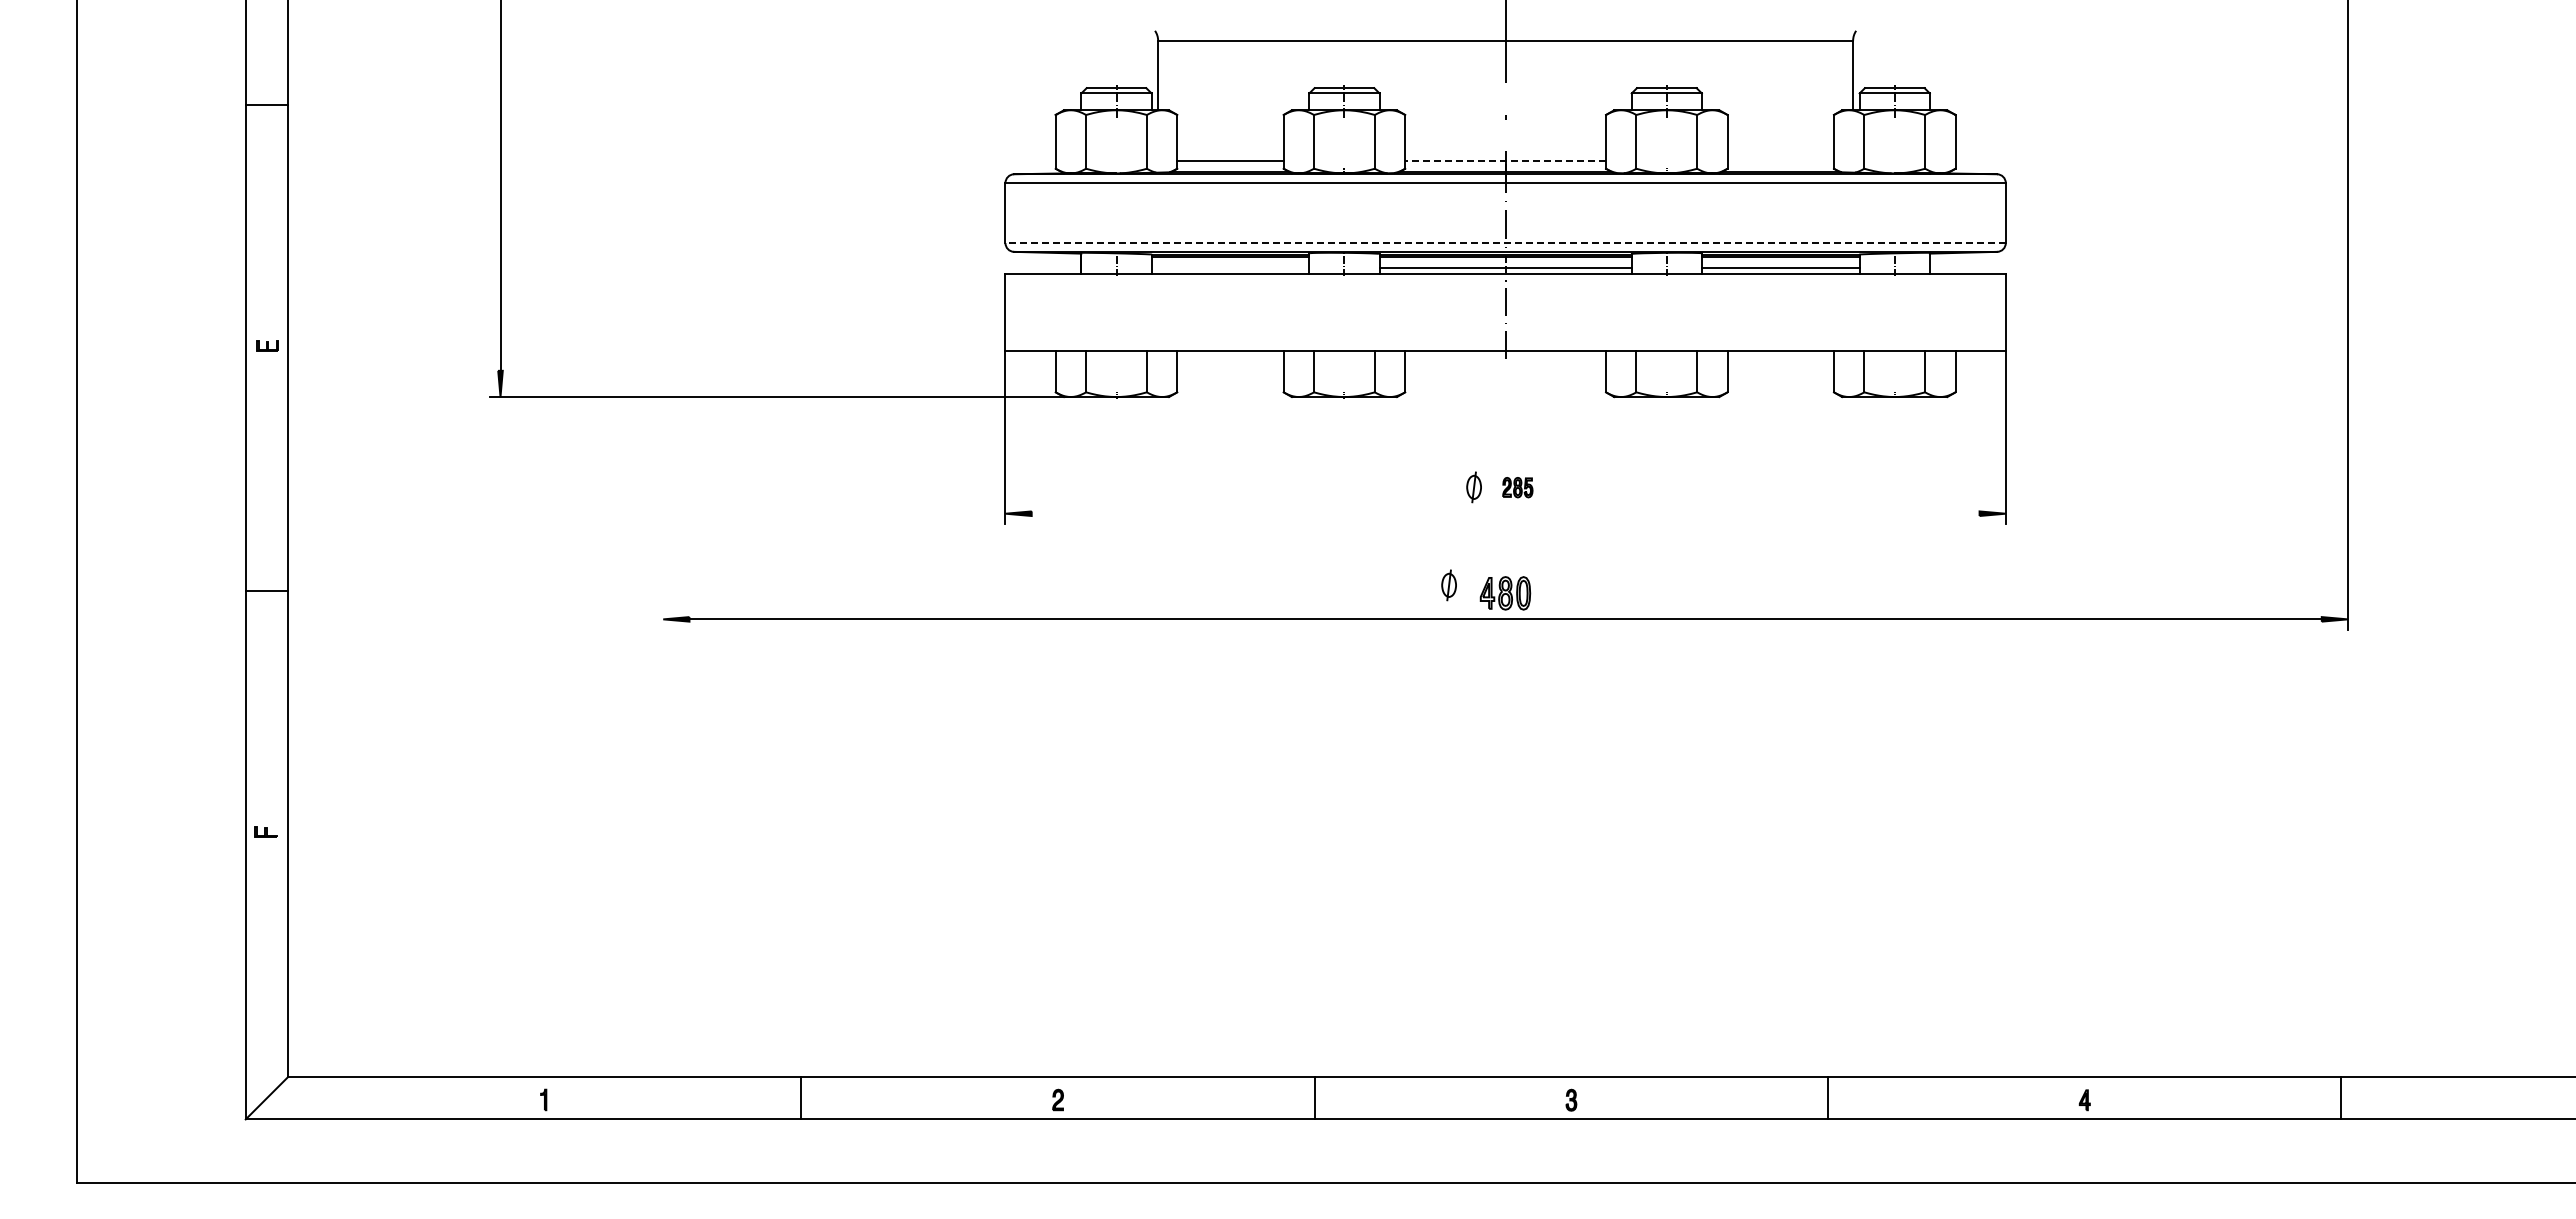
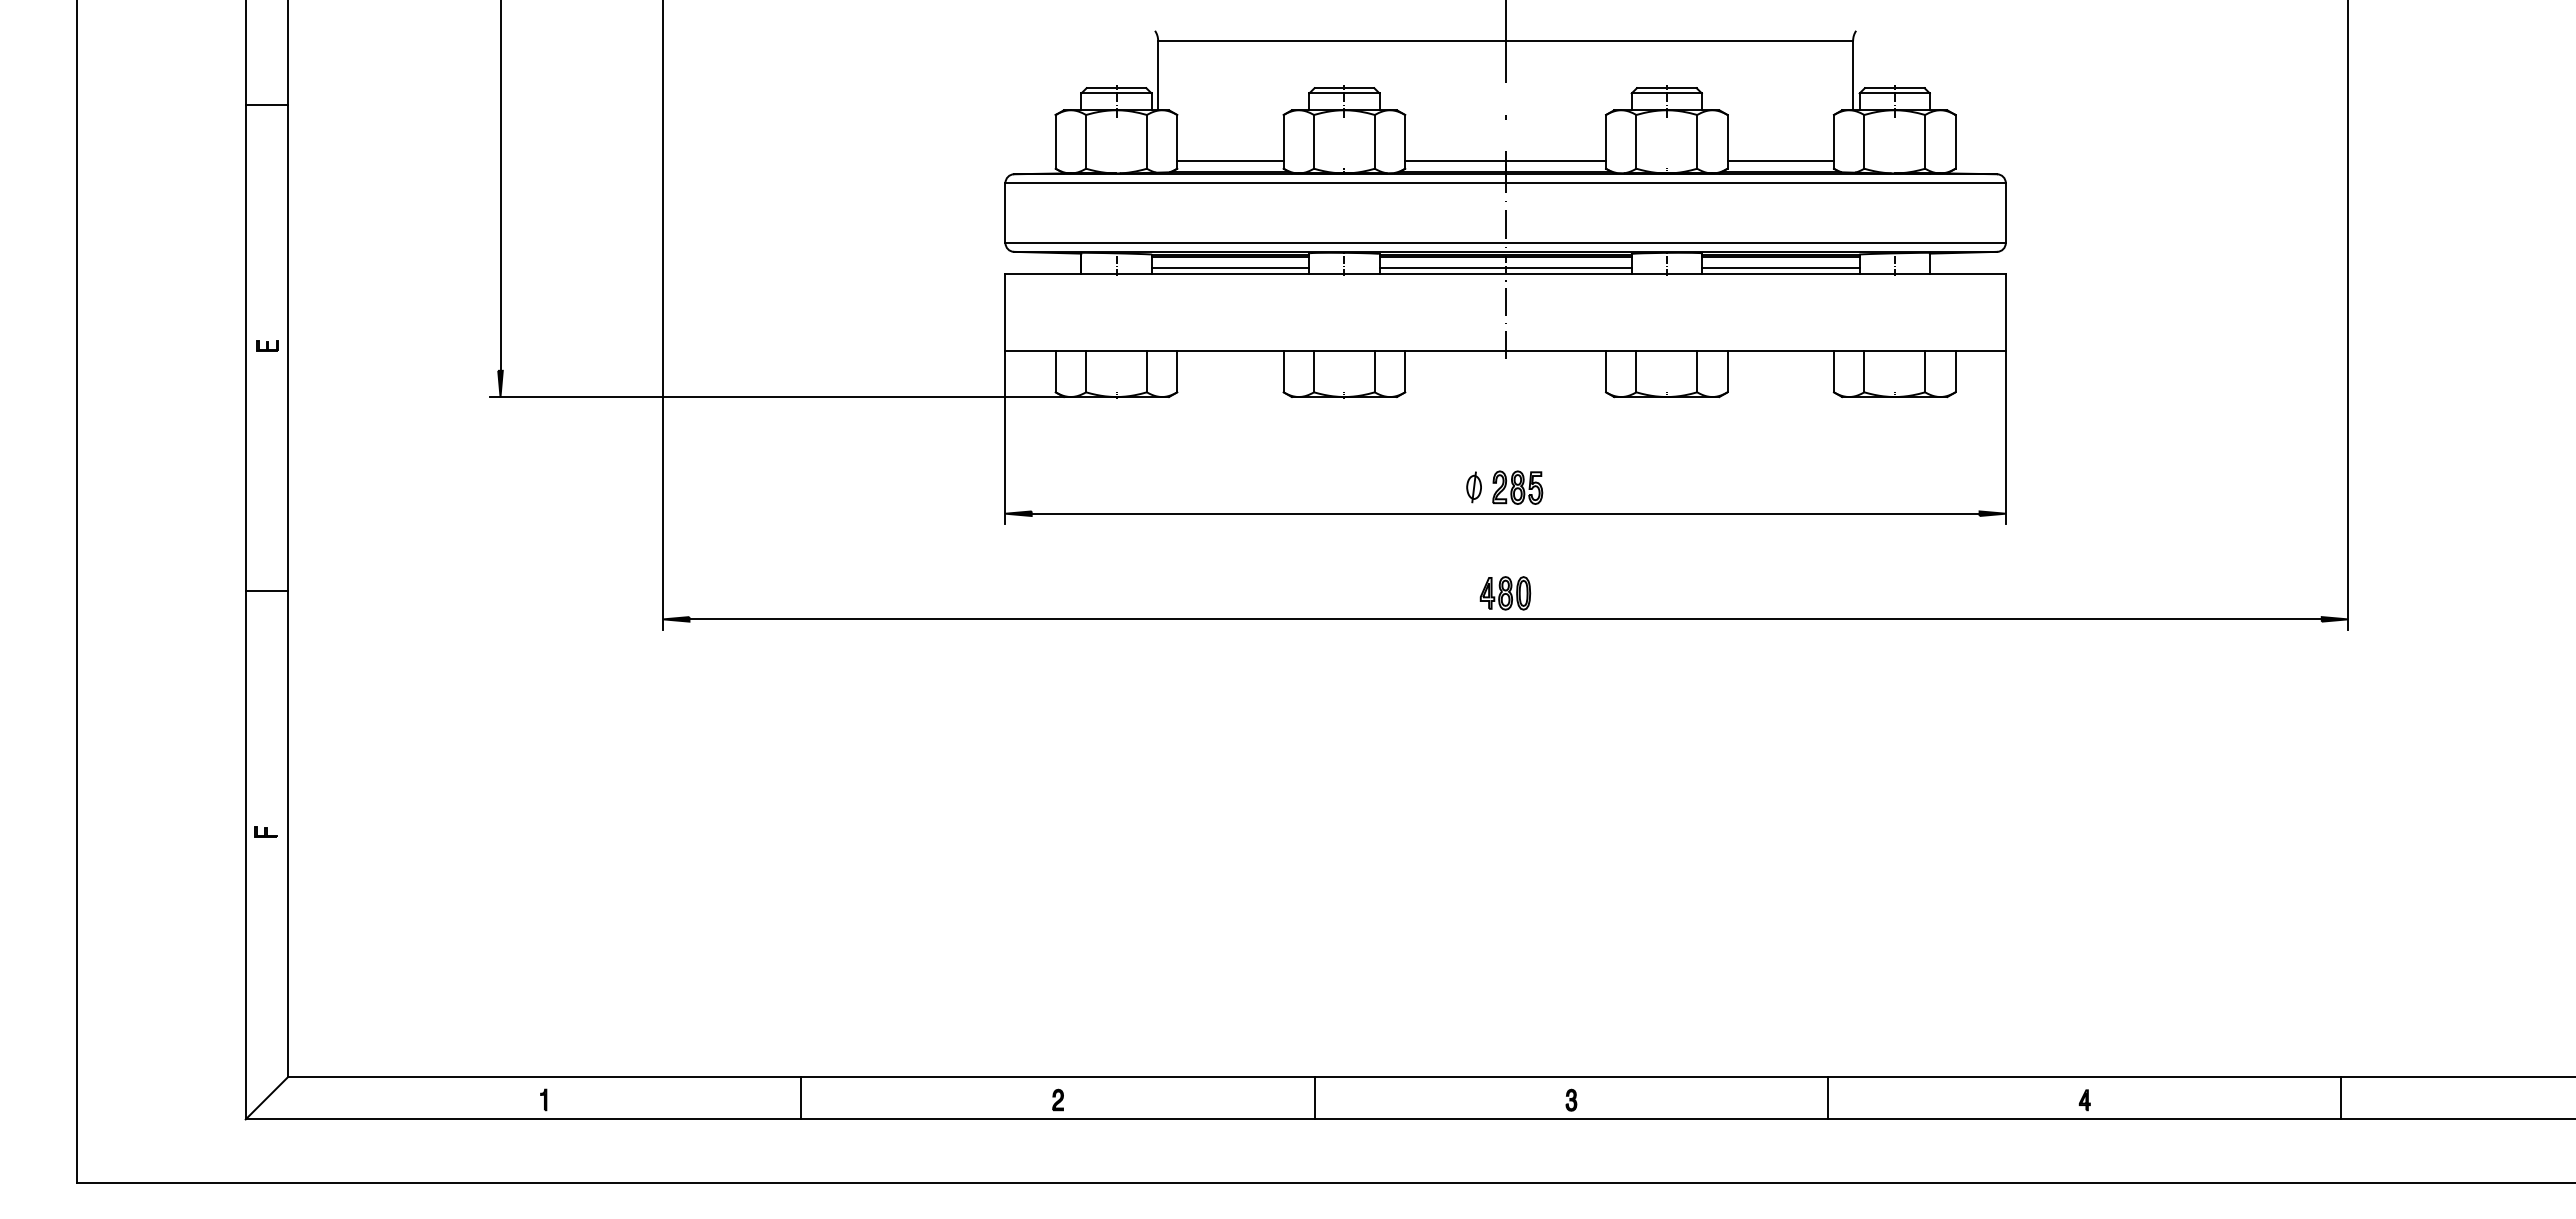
line: dashed -> solid (1505, 161)
line: none -> present (1780, 161)
line: dashed -> solid (1505, 243)
line: none -> present (1230, 268)
line: none -> present (663, 315)
part size: 32x22 px -> 52x35 px (1517, 487)
line: none -> present (1505, 513)
part: present -> none (1448, 585)
